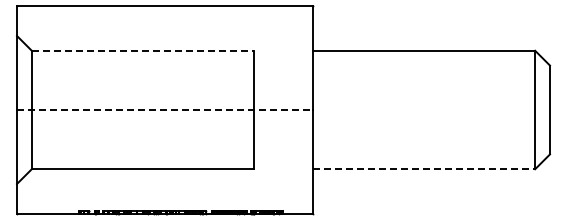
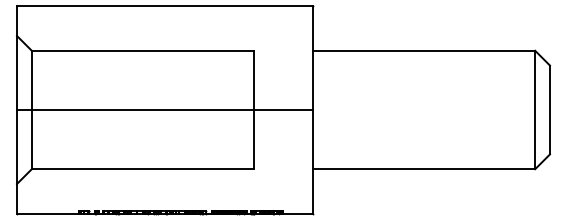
line: dashed -> solid (143, 50)
line: dashed -> solid (165, 110)
line: dashed -> solid (424, 169)
